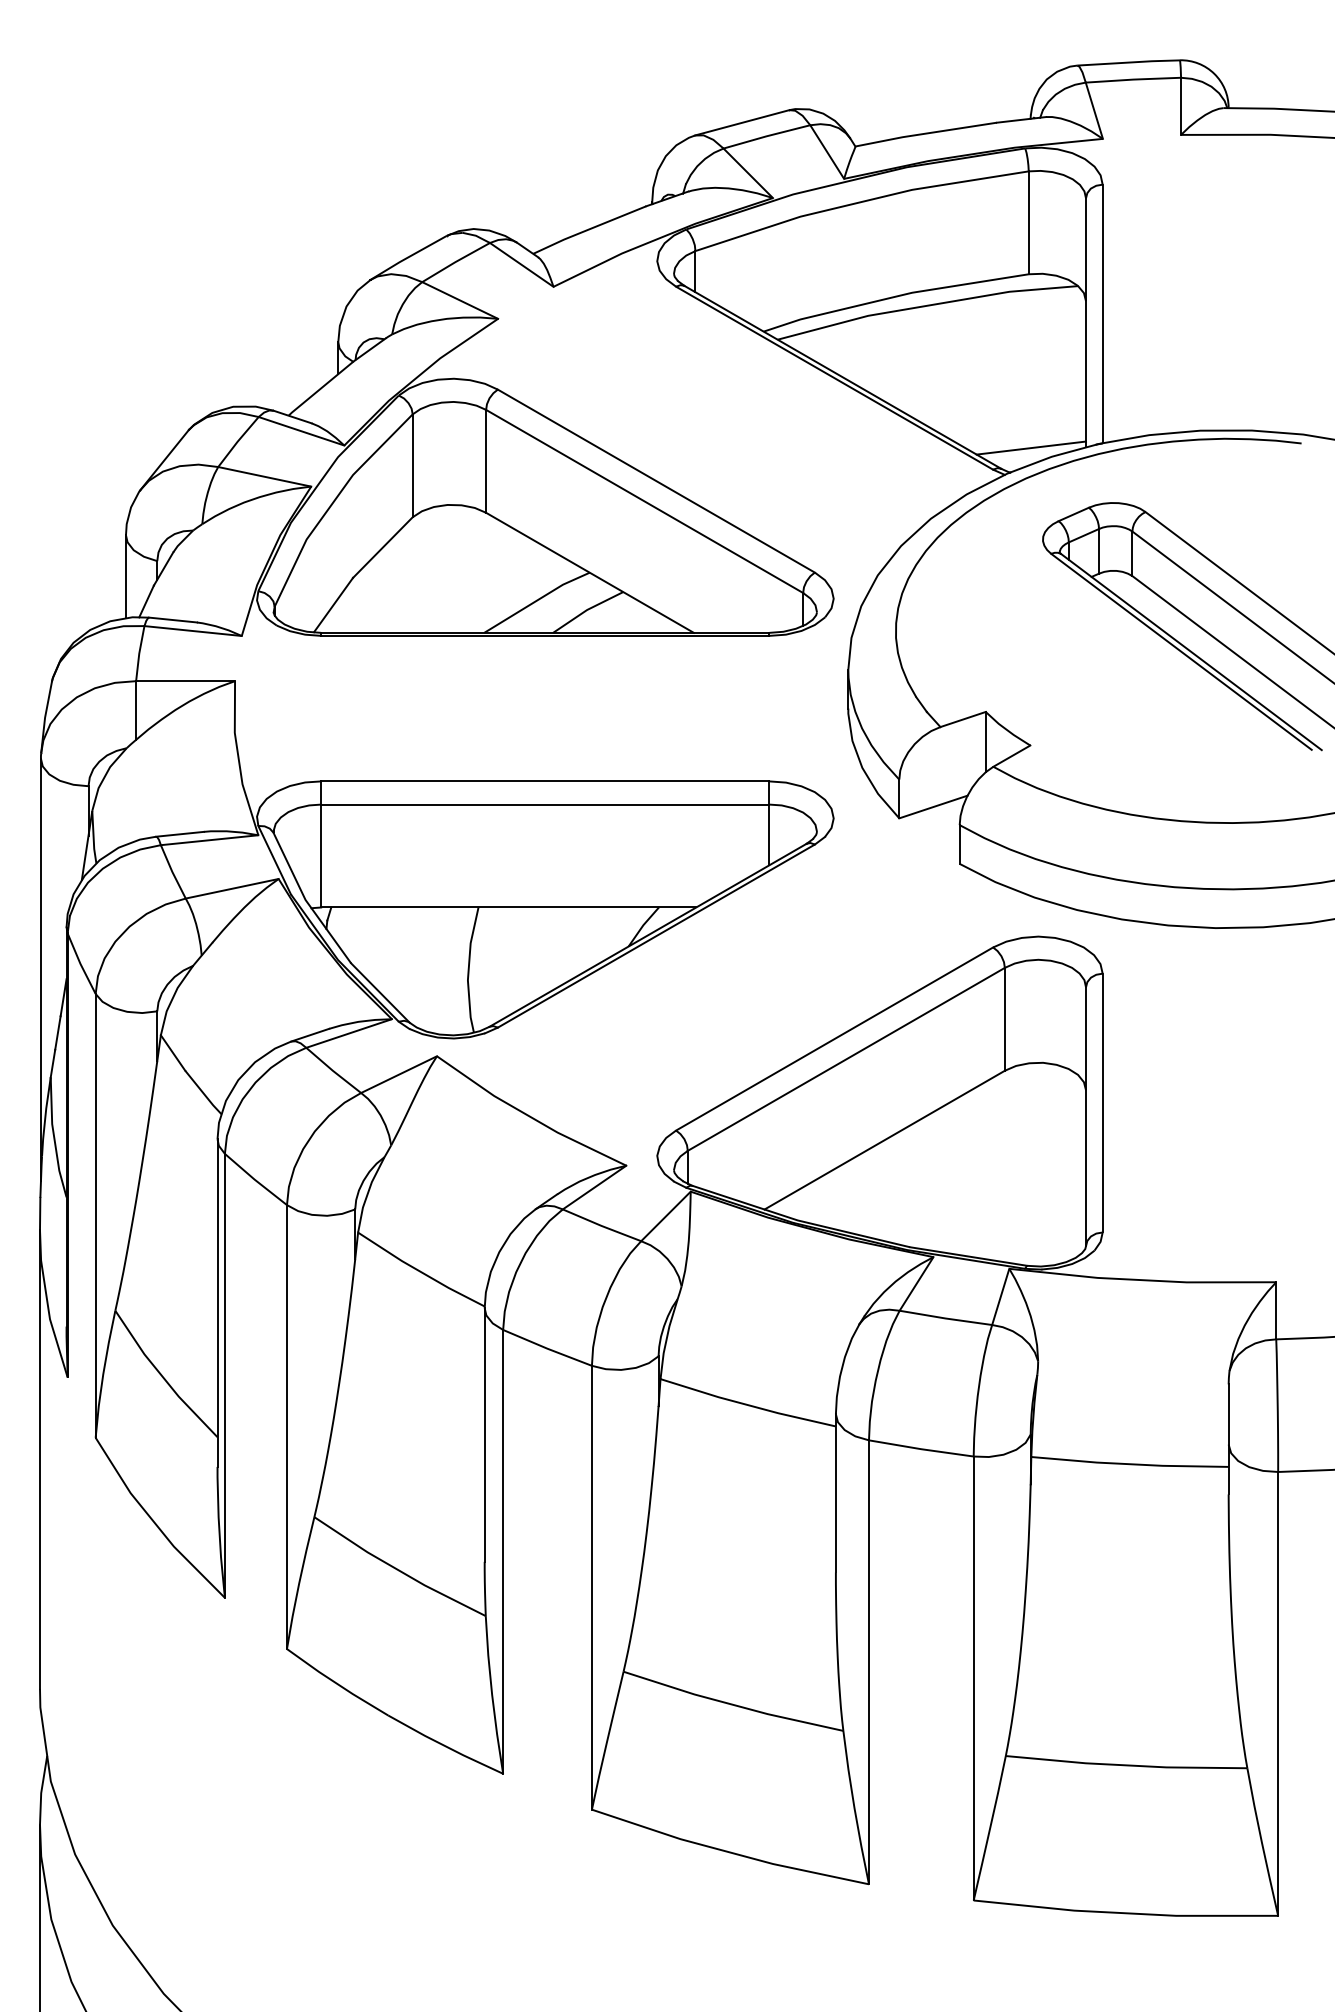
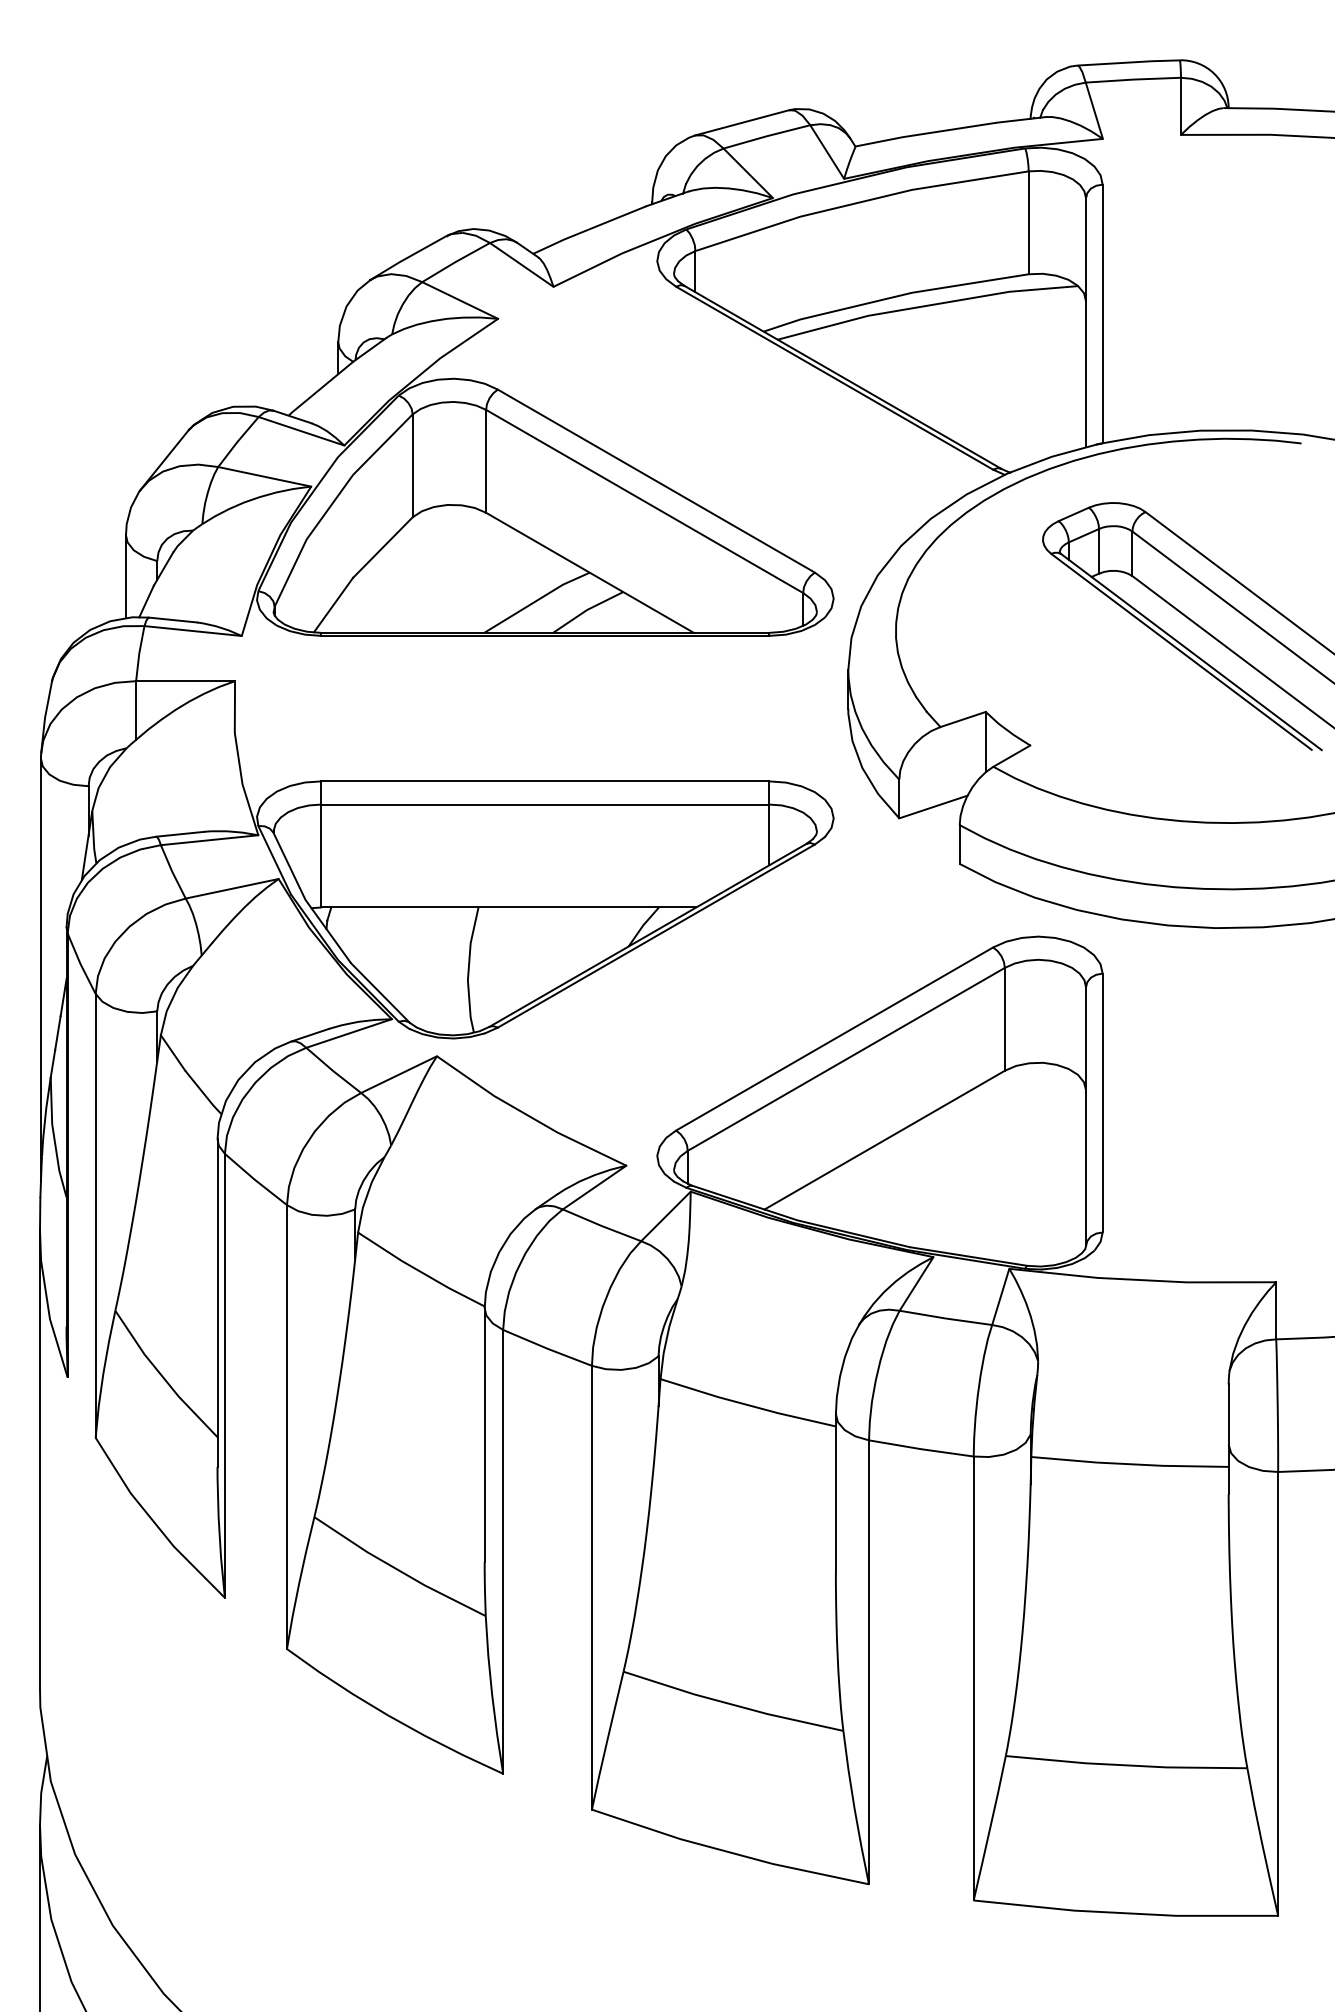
line: present -> none (1031, 447)
